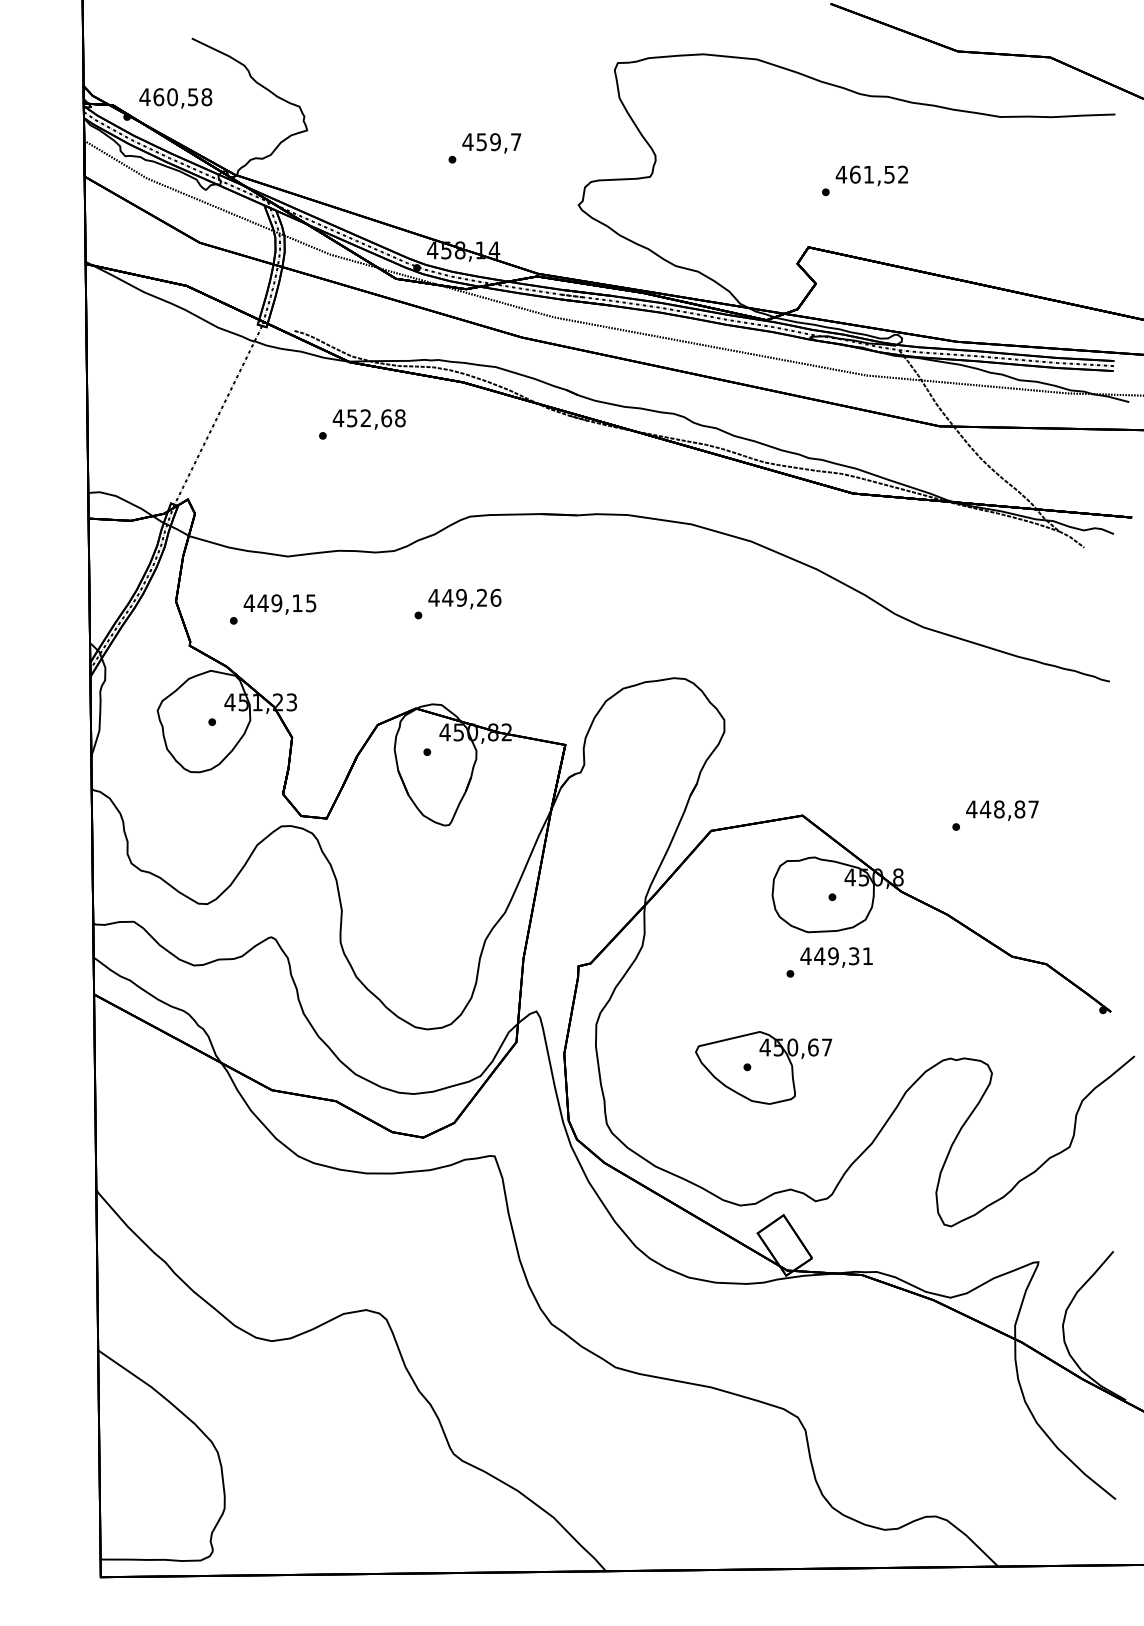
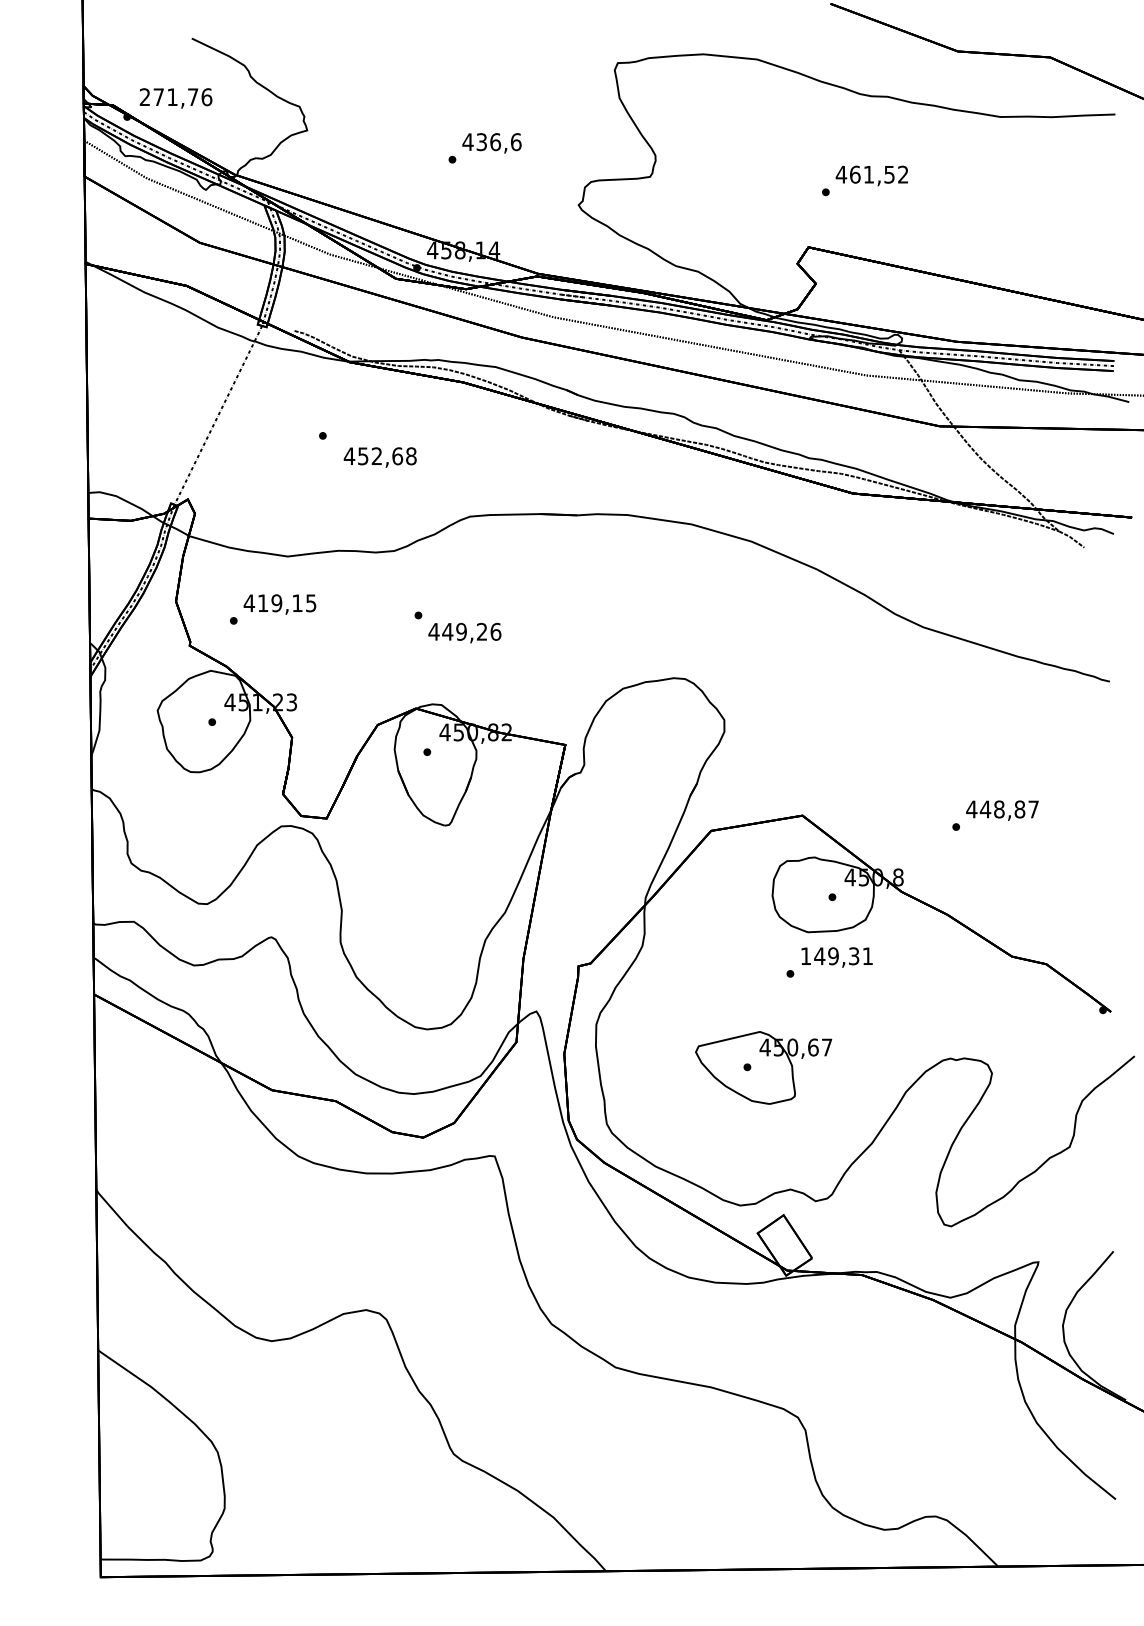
text: 460,58 -> 271,76 (175, 97)
text: 459,7 -> 436,6 (499, 142)
text position: (368, 419) -> (379, 457) (379, 457)
text position: (464, 598) -> (464, 632) (464, 632)
text: 449,15 -> 419,15 (262, 602)
text: 449,31 -> 149,31 (805, 955)
